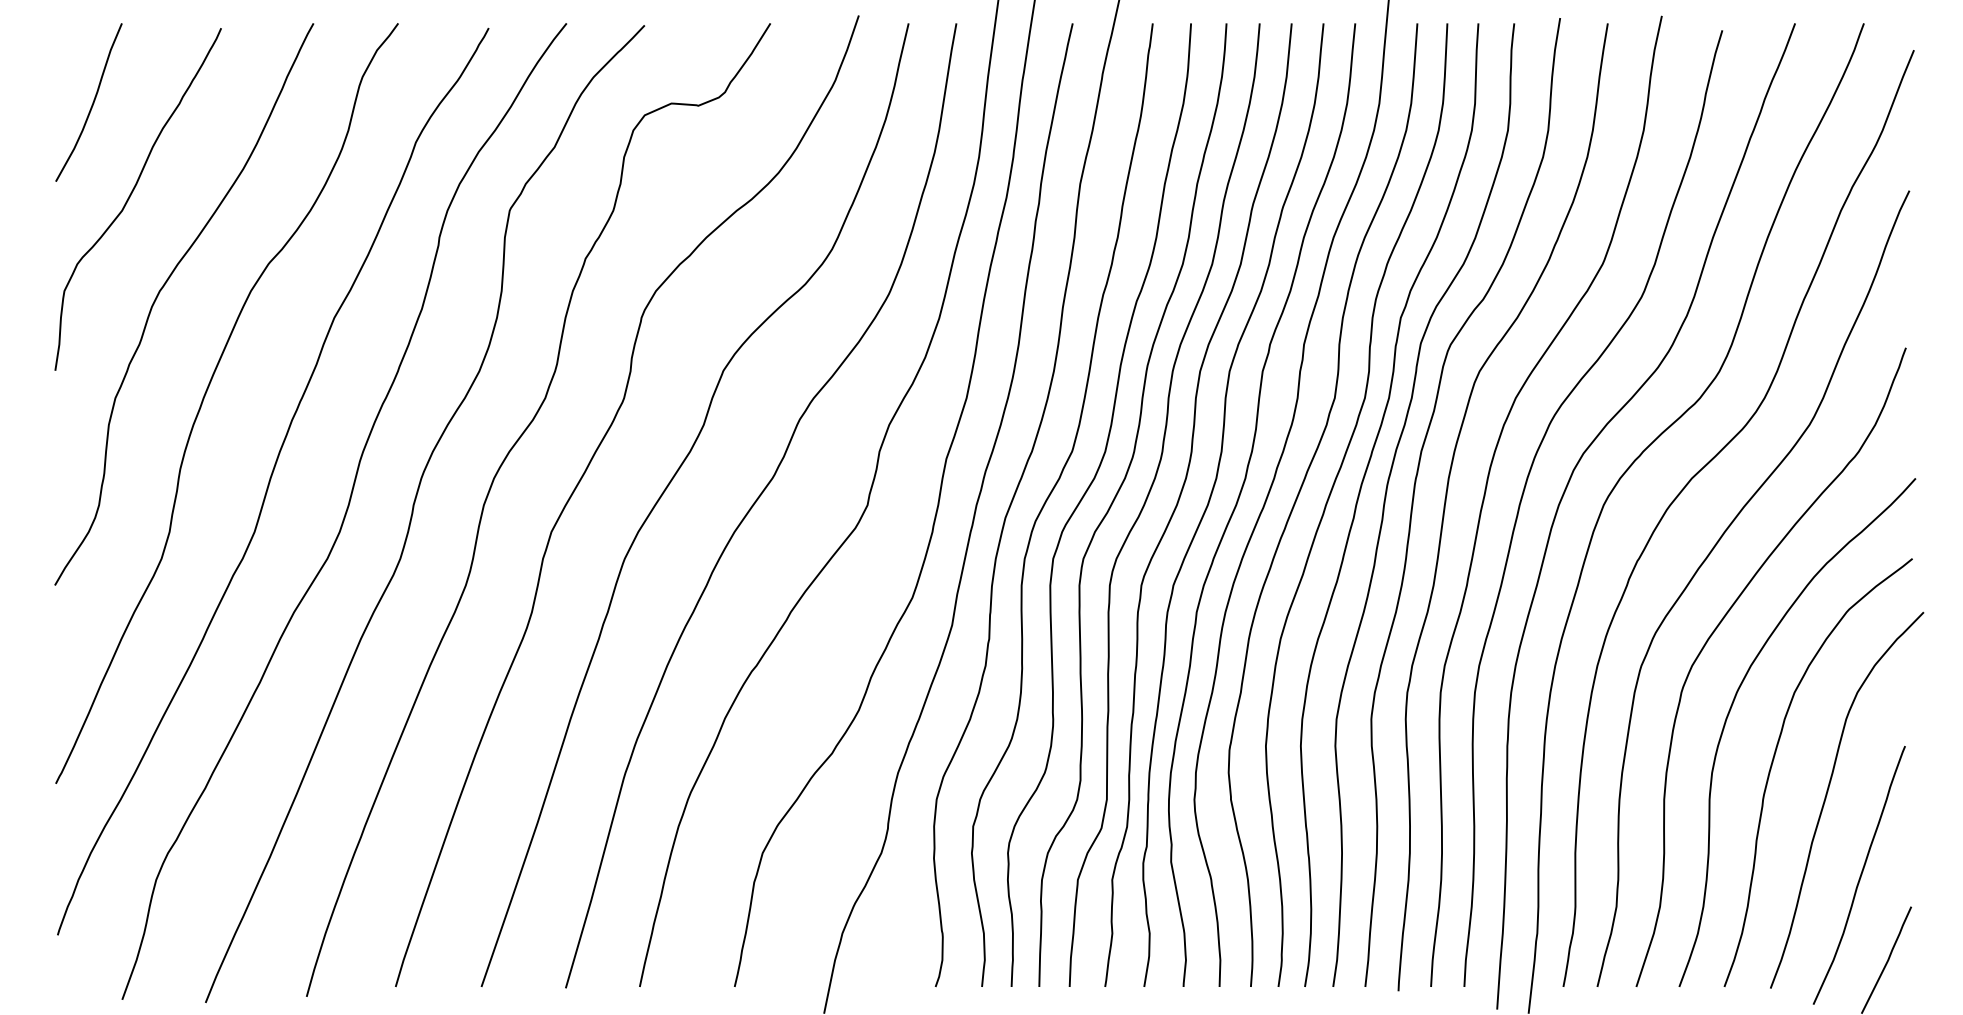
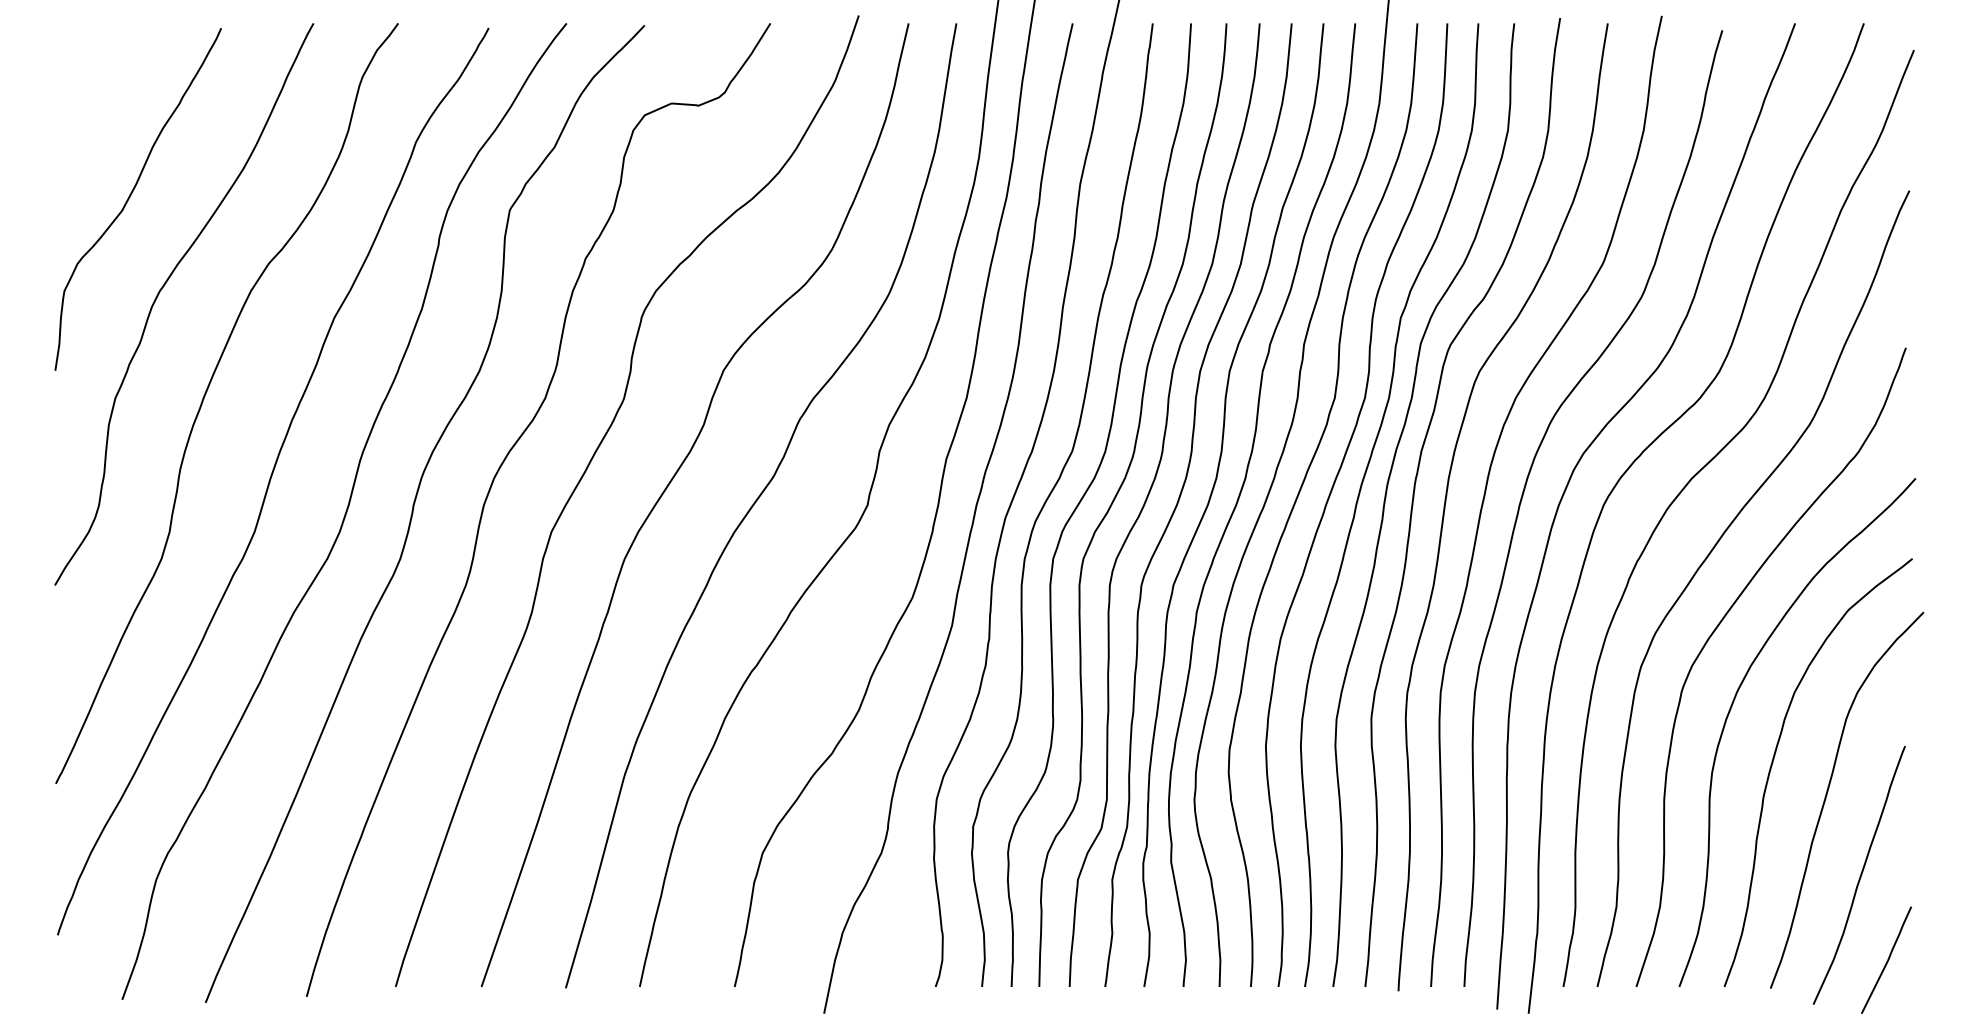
curve: present -> none (91, 104)
